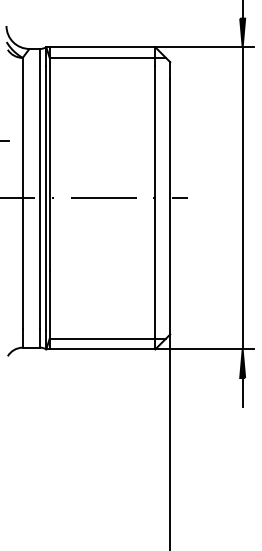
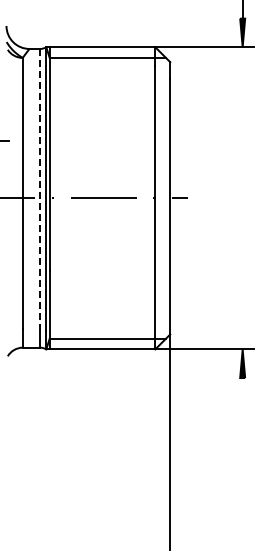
line: solid -> dashed (40, 189)
line: present -> none (242, 198)
line: present -> none (242, 392)
